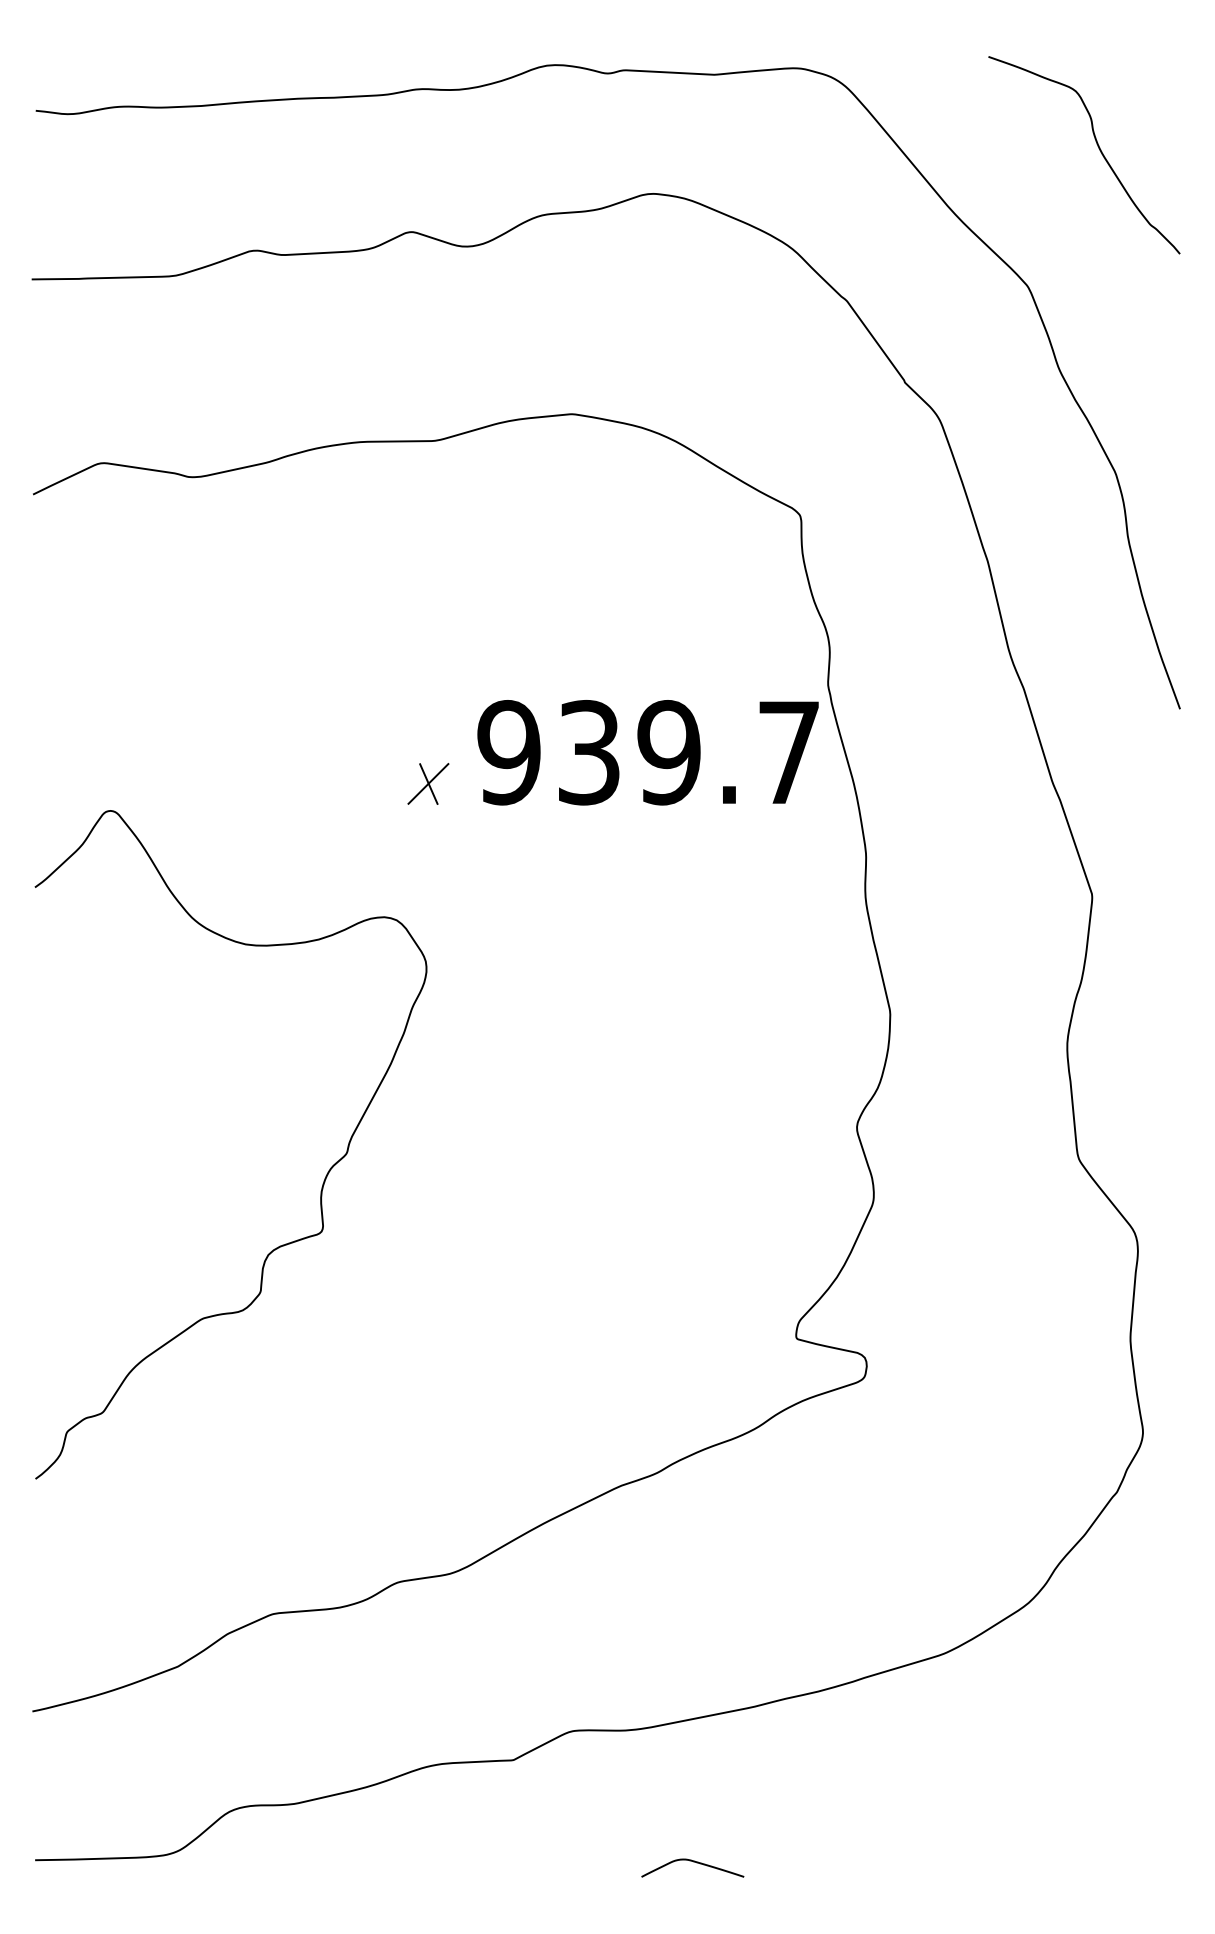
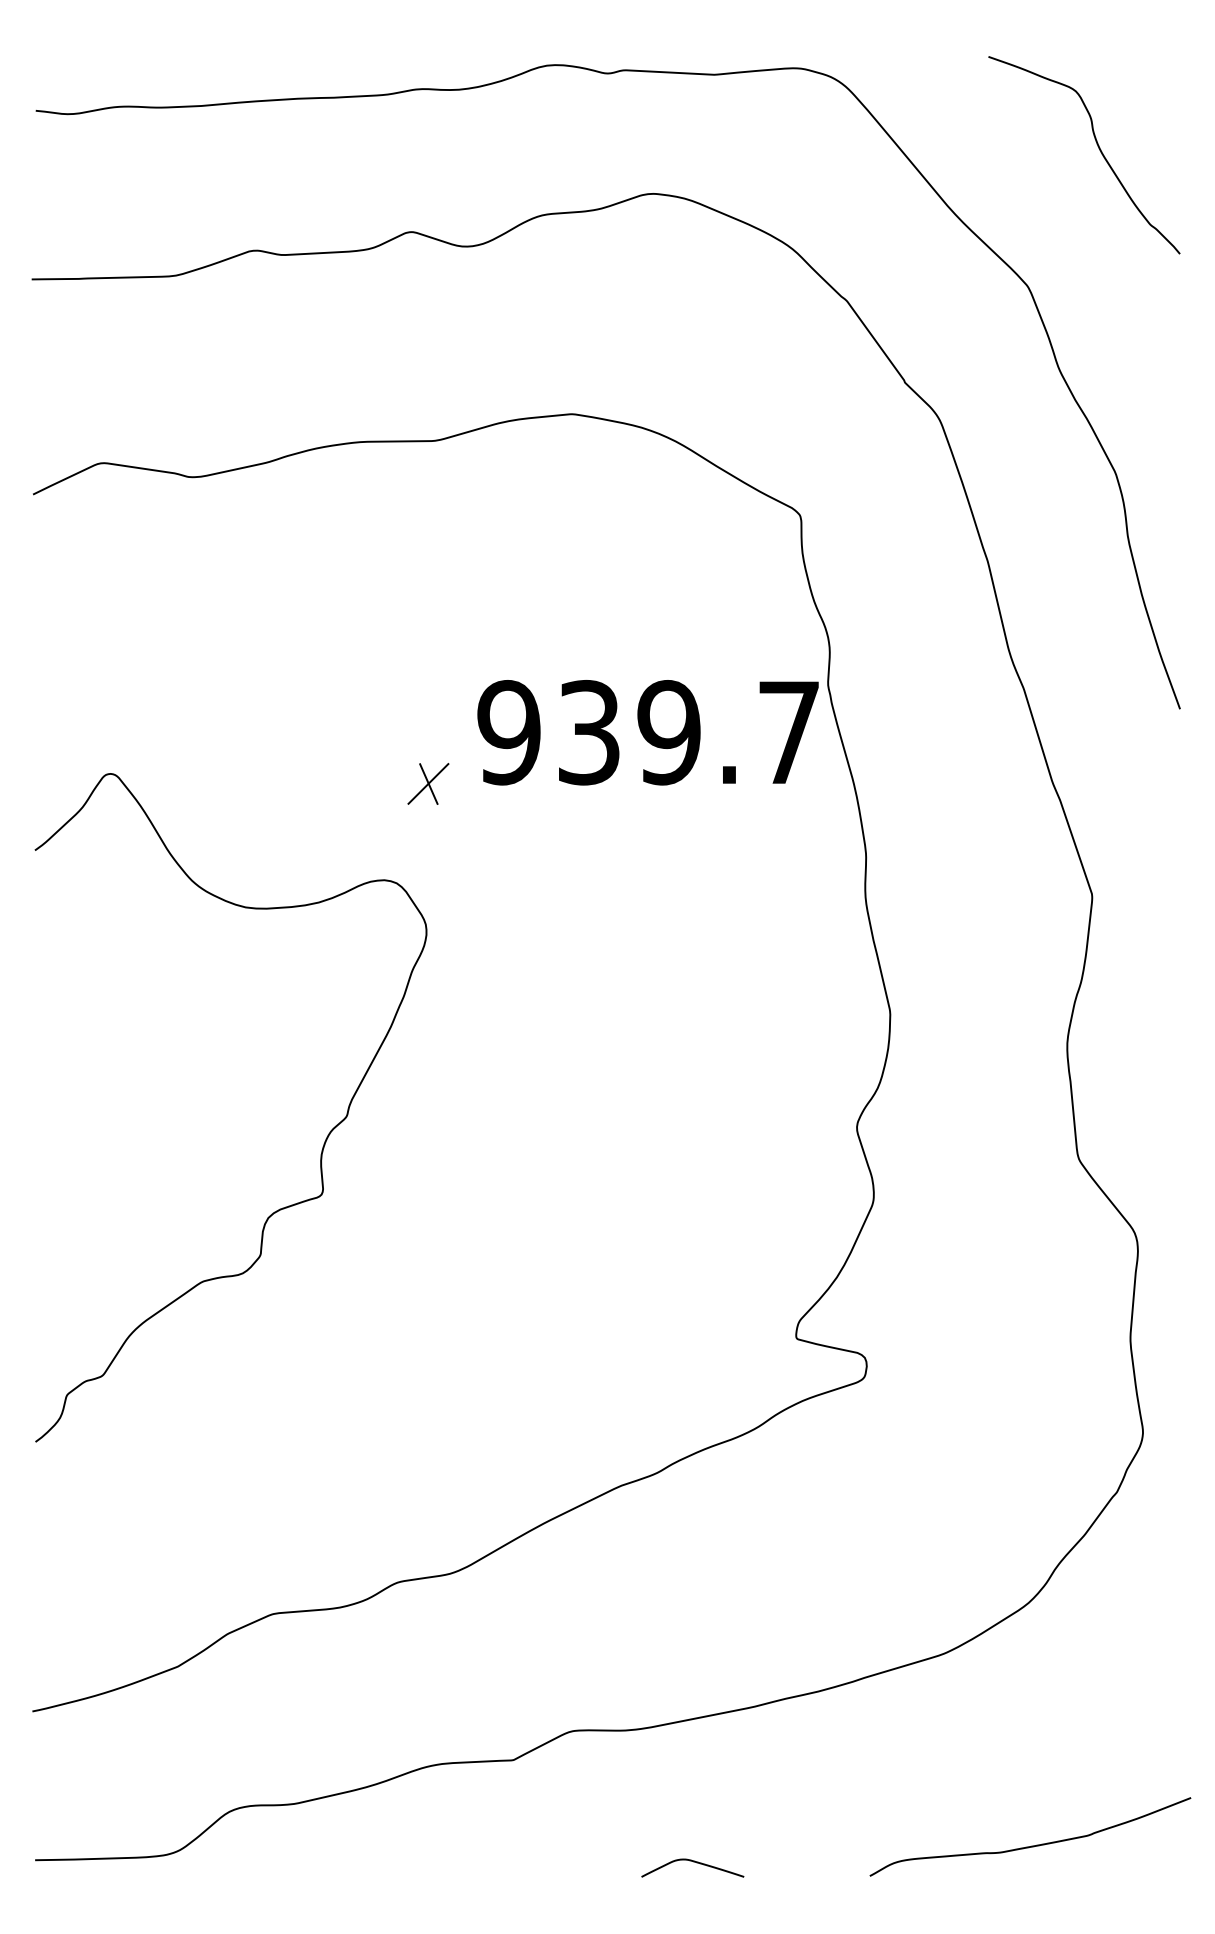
text position: (647, 752) -> (647, 732) (647, 732)
curve position: (323, 1180) -> (323, 1143) (323, 1143)
curve: none -> present (1031, 1845)
